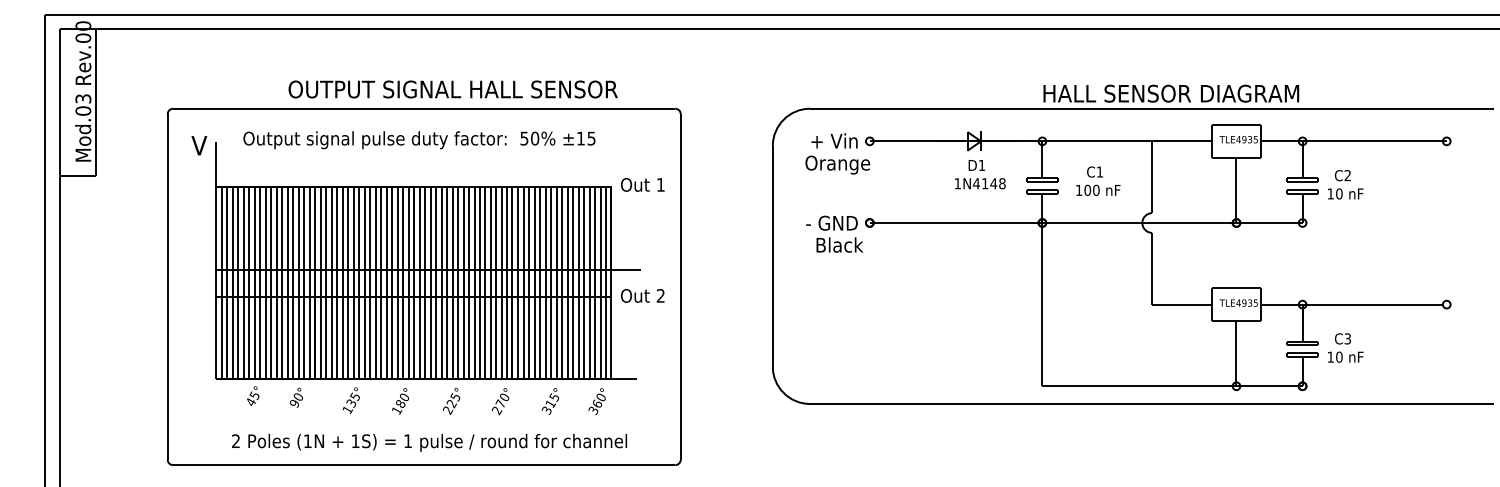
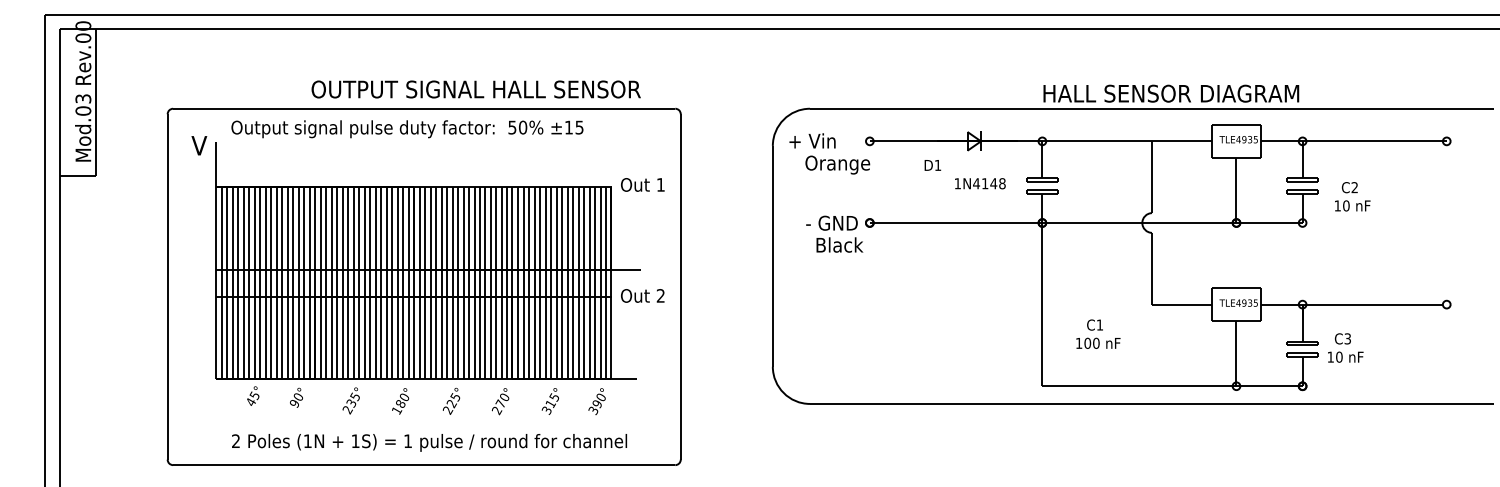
text position: (452, 89) -> (475, 89) (475, 89)
text position: (419, 140) -> (407, 129) (407, 129)
text position: (834, 140) -> (812, 140) (812, 140)
text position: (976, 165) -> (932, 165) (932, 165)
text position: (1098, 180) -> (1098, 333) (1098, 333)
text position: (1345, 184) -> (1352, 196) (1352, 196)
text: 360° -> 390° (597, 403)
text: 135° -> 235° (346, 410)
